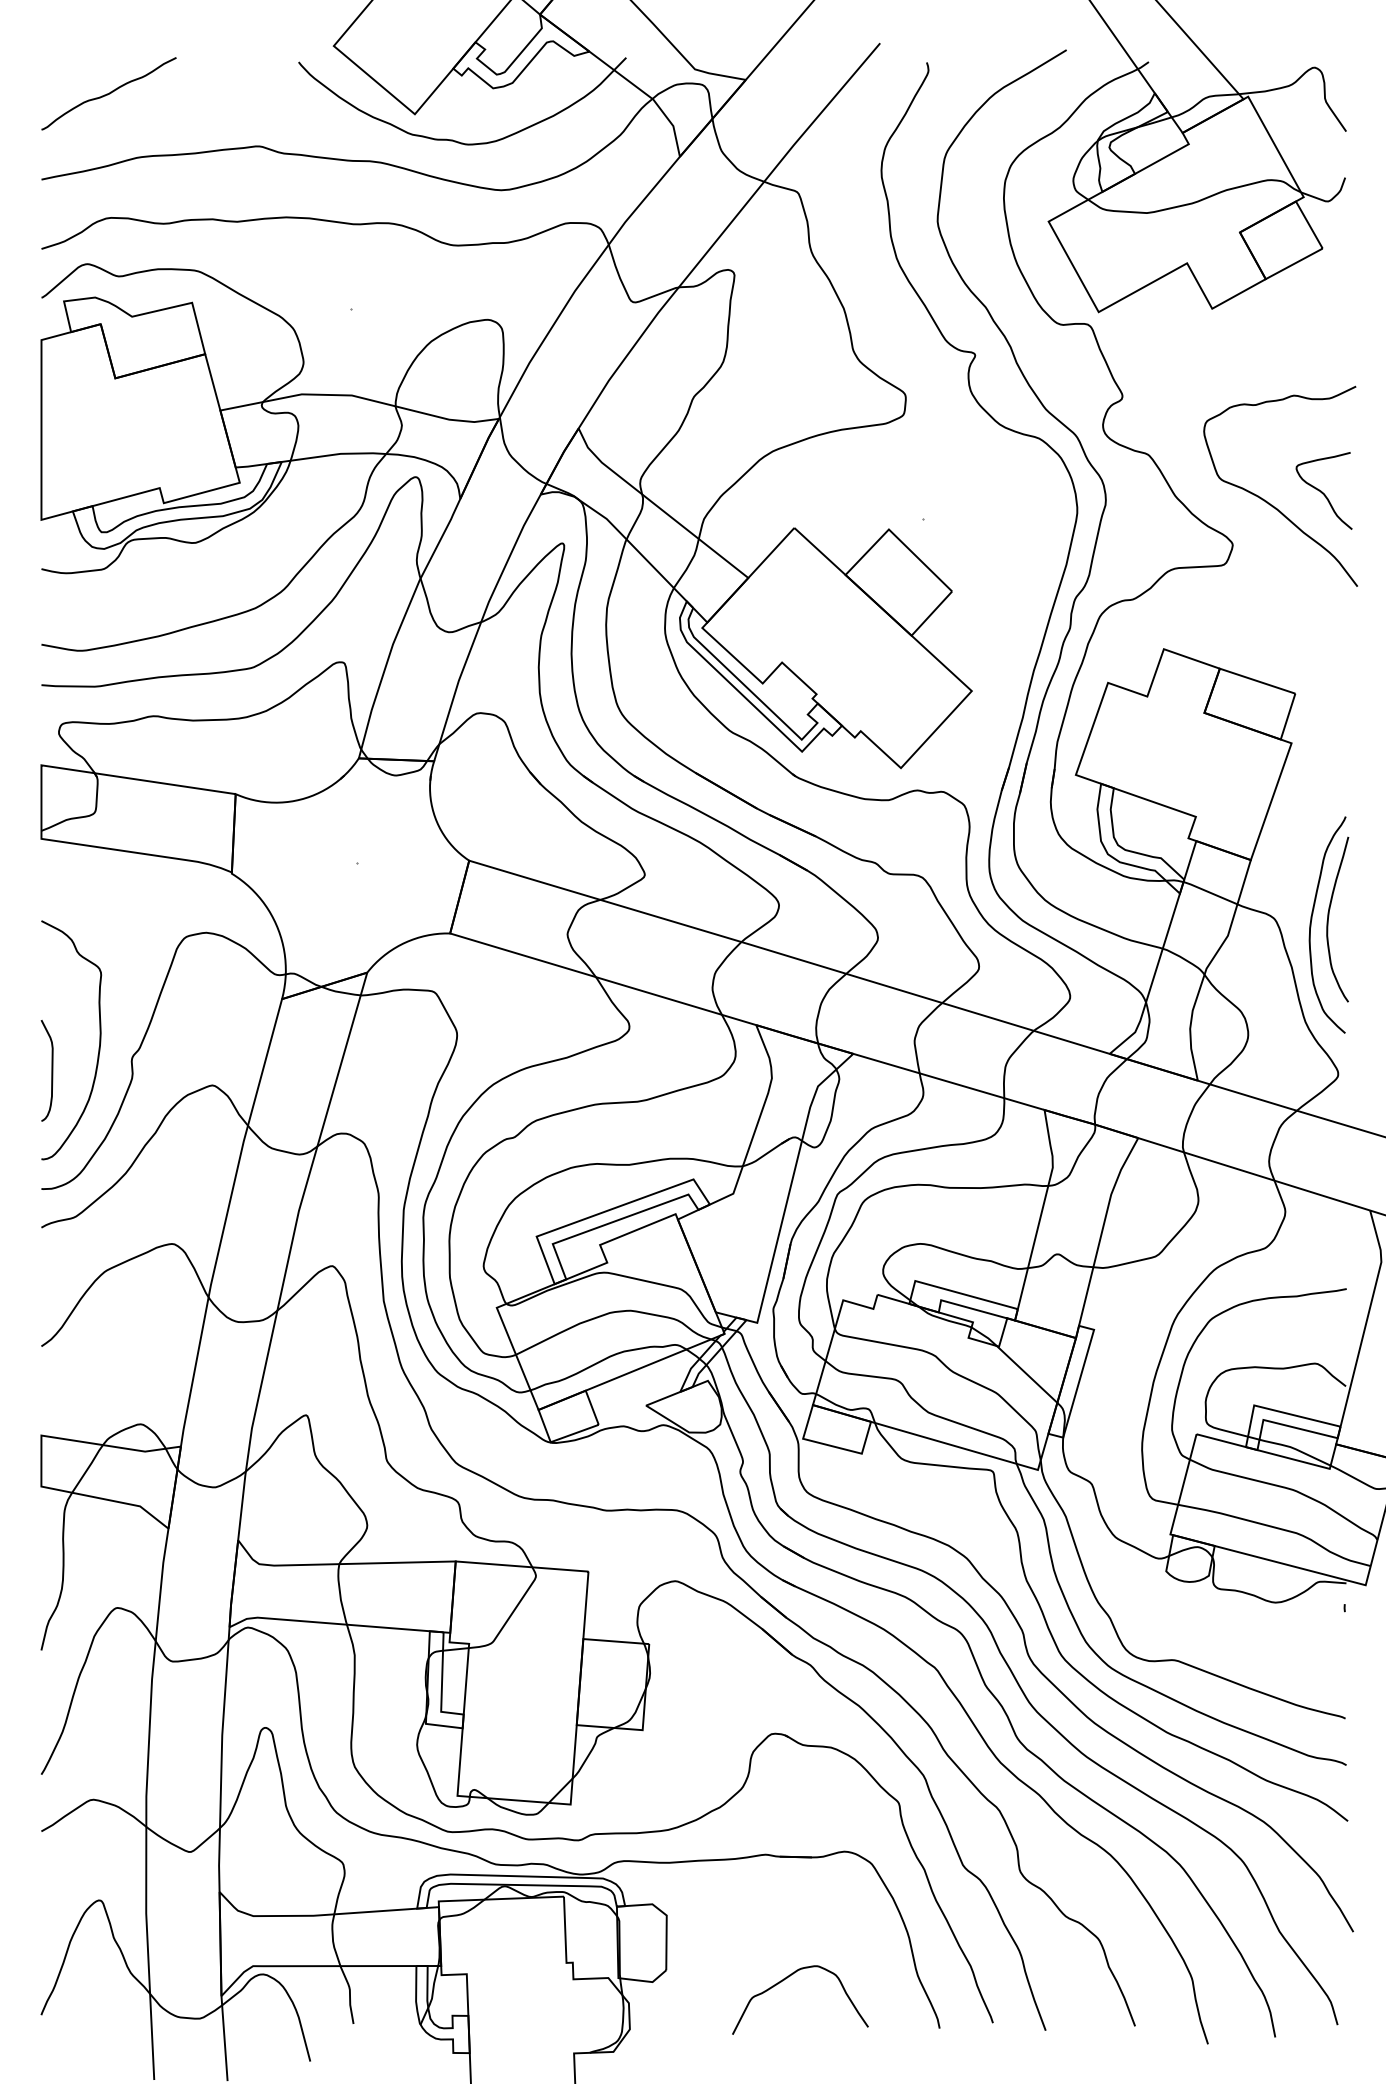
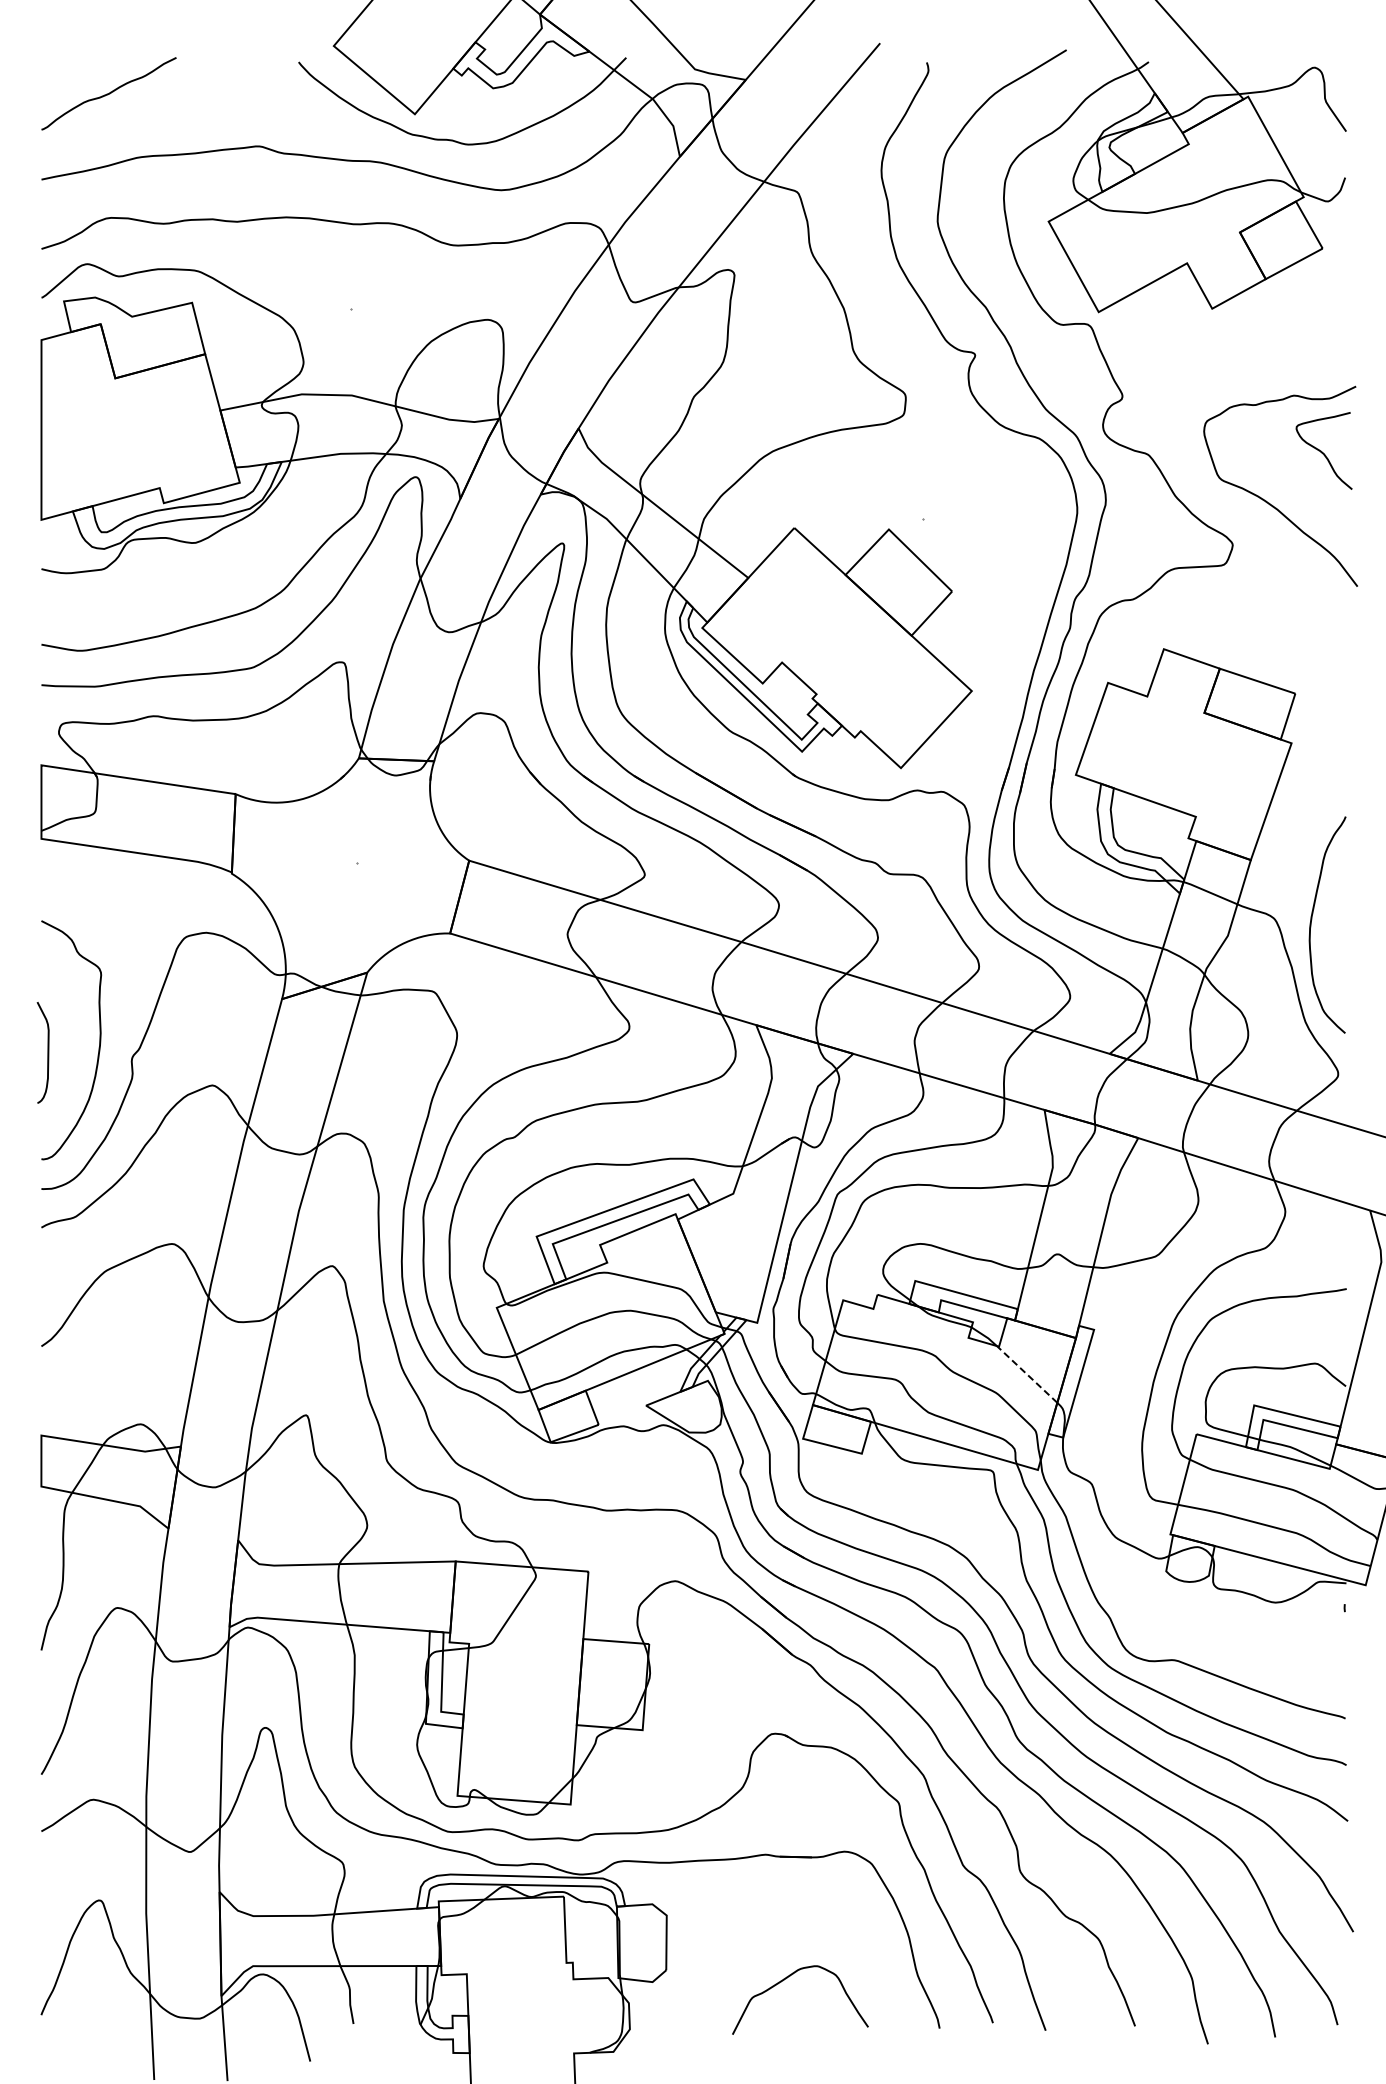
curve position: (1322, 491) -> (1322, 451) (1322, 451)
curve: present -> none (1329, 916)
curve position: (51, 1070) -> (47, 1052) (47, 1052)
line: solid -> dashed (1026, 1374)
